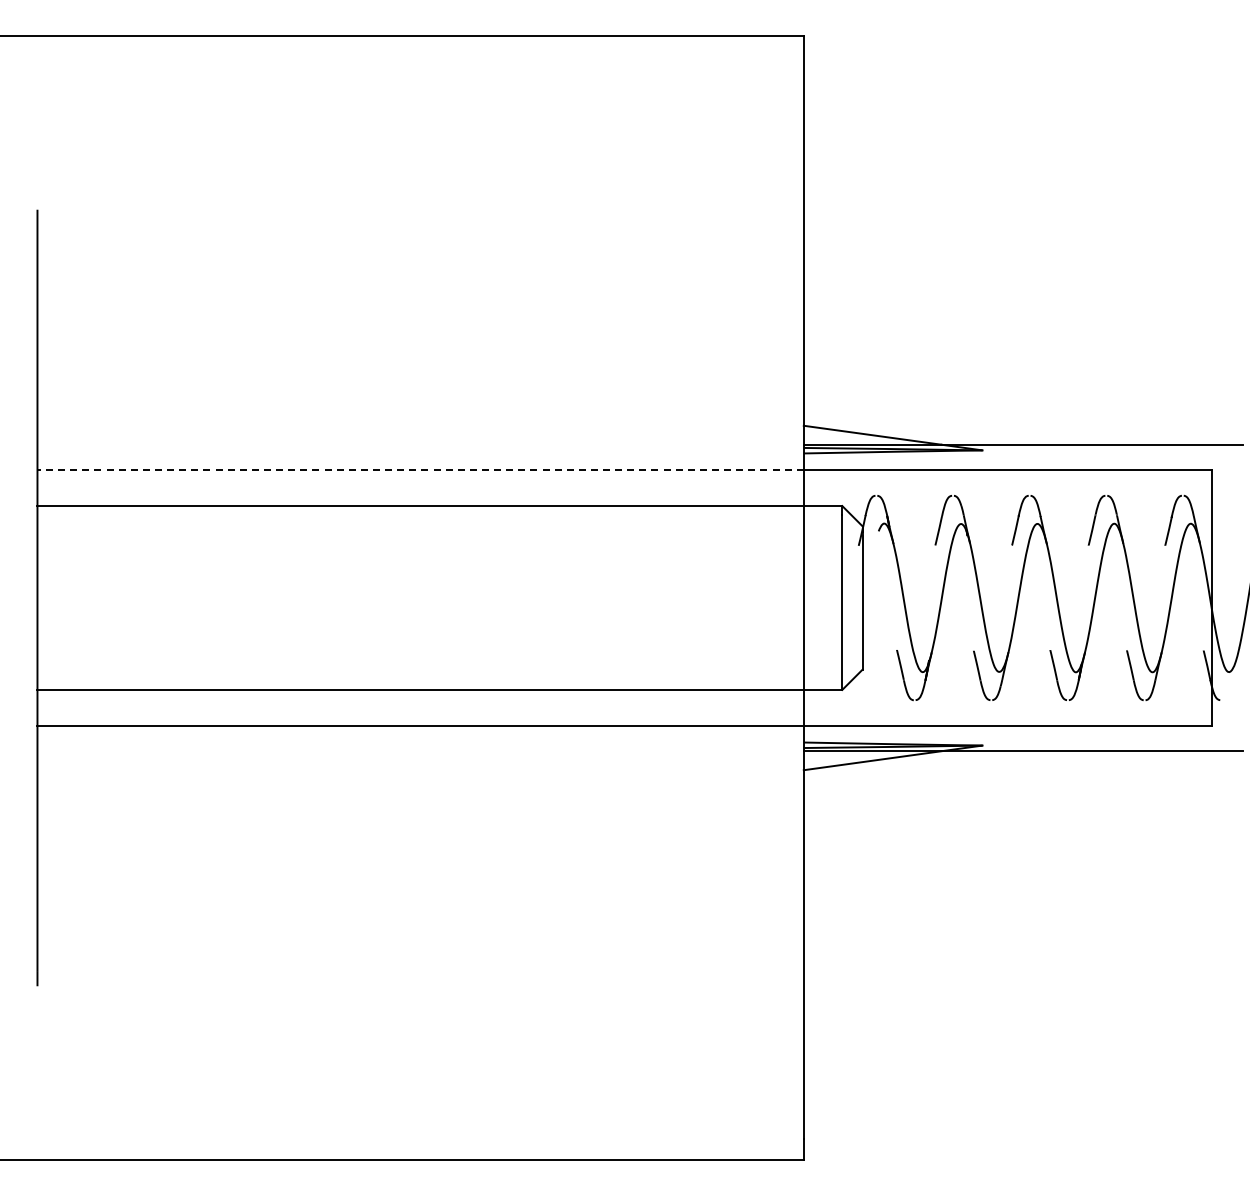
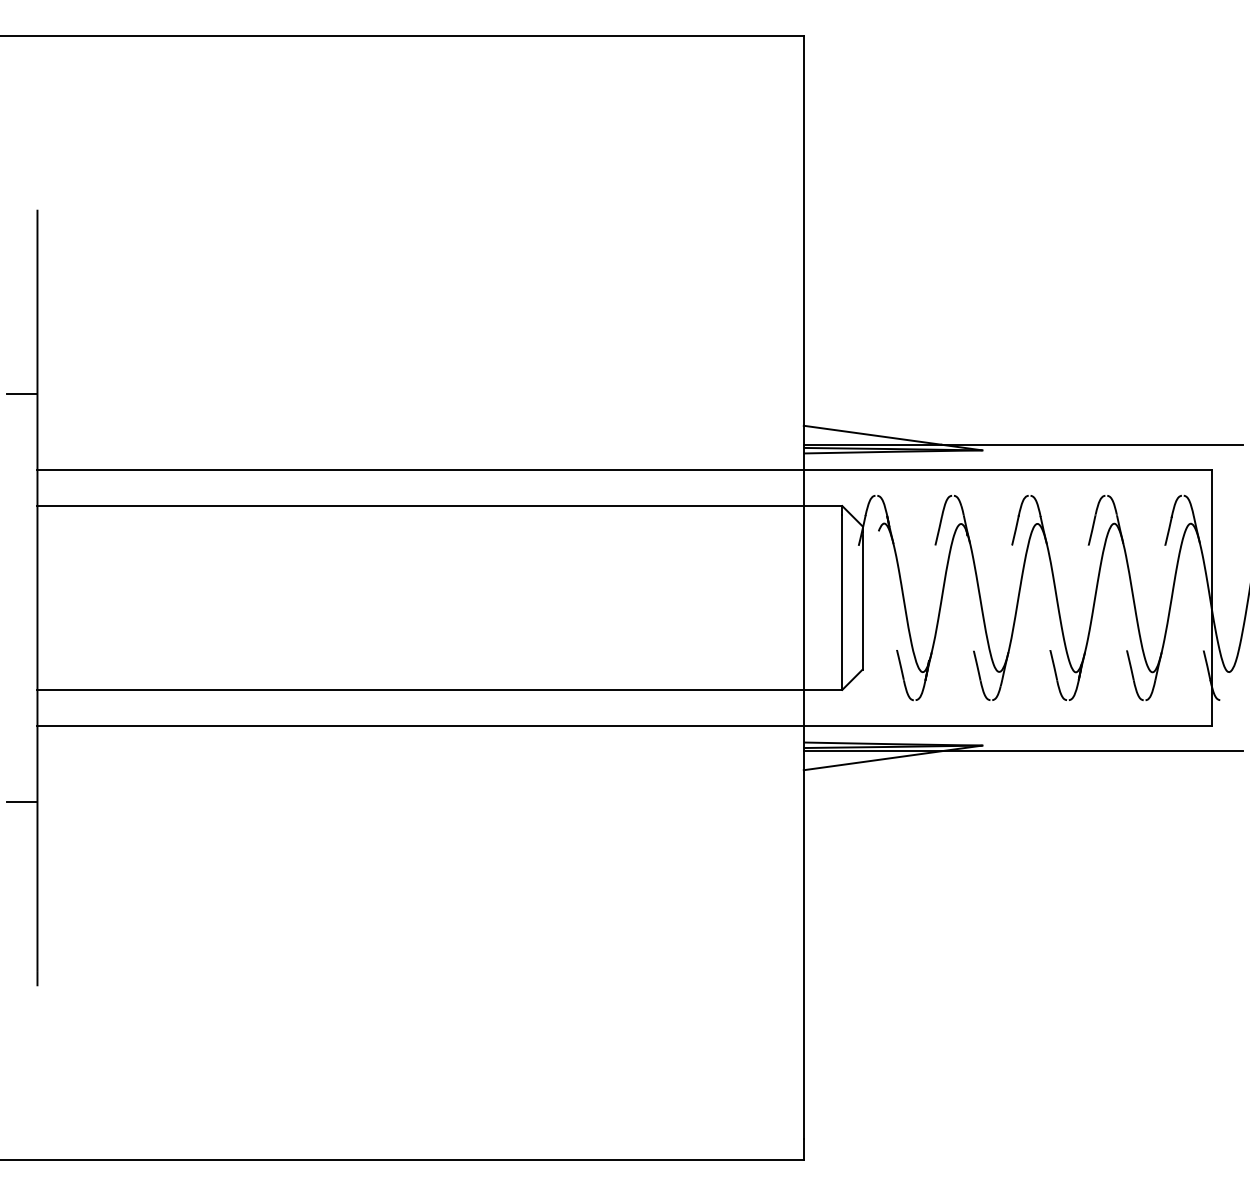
line: none -> present (21, 393)
line: dashed -> solid (420, 470)
line: none -> present (21, 802)
